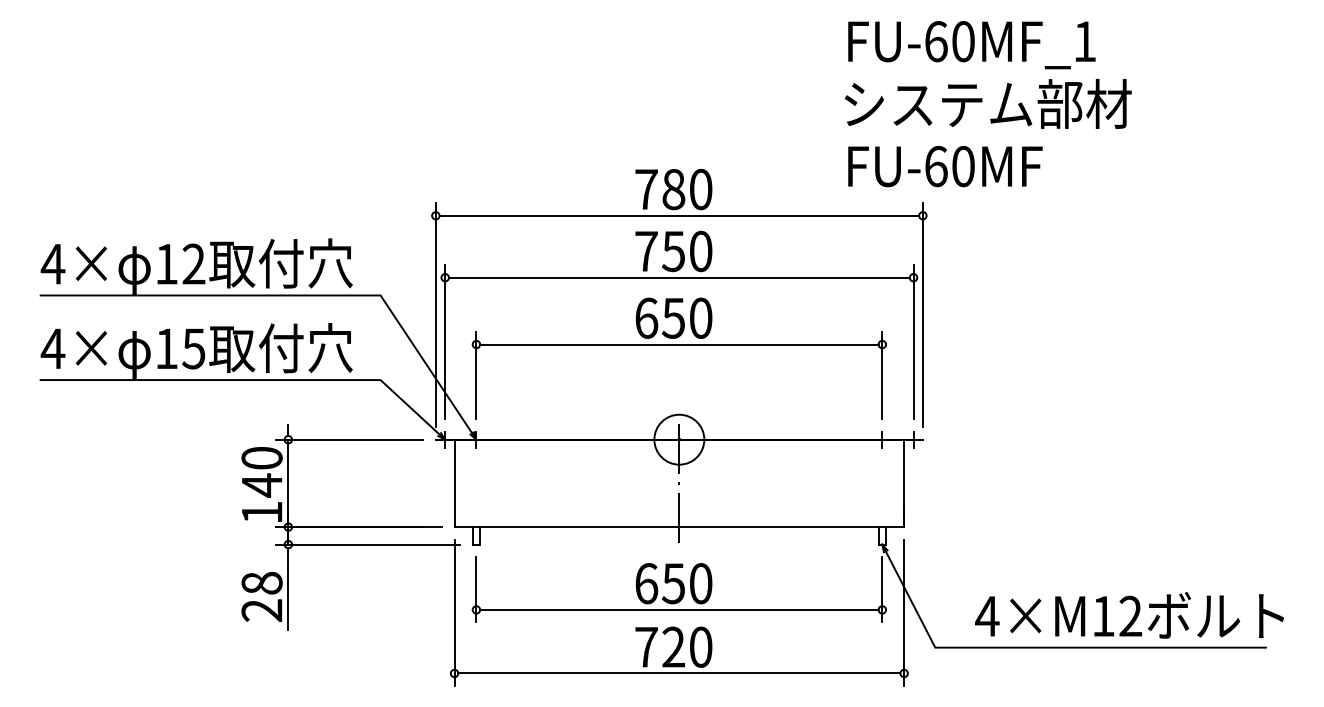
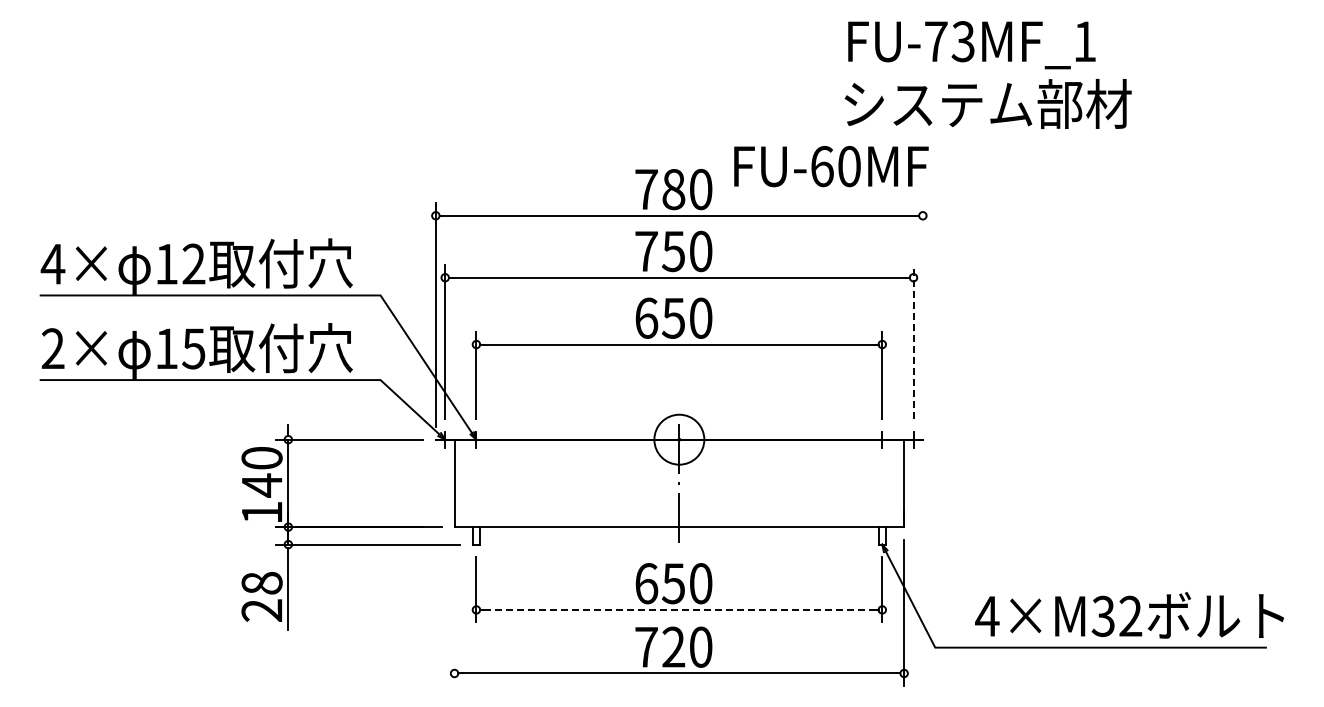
text: FU-60MF_1 -> FU-73MF_1 (949, 41)
text position: (945, 166) -> (831, 166) (831, 166)
line: present -> none (922, 315)
line: solid -> dashed (913, 341)
text: 4× -> 2× (52, 348)
line: solid -> dashed (679, 609)
line: present -> none (454, 612)
text: 4×M12 -> 4×M32 (1102, 616)
